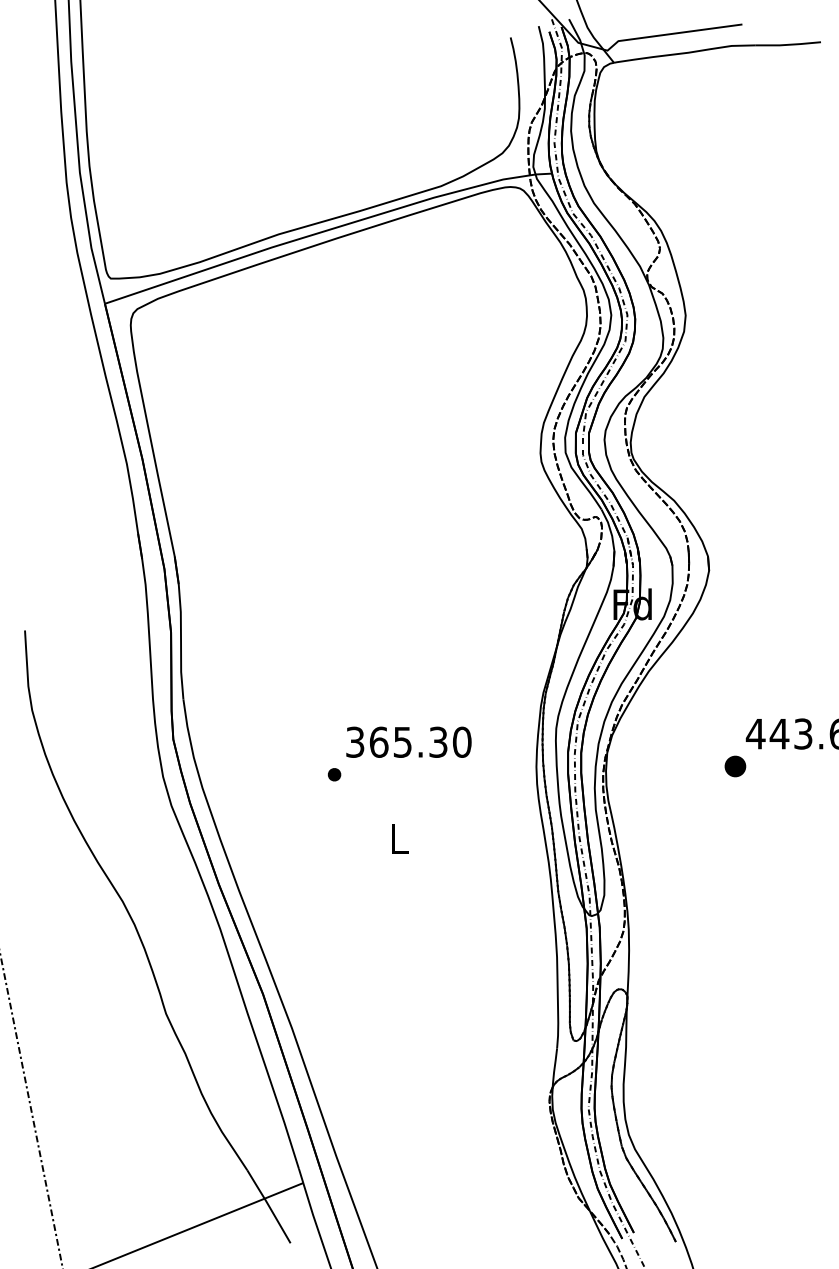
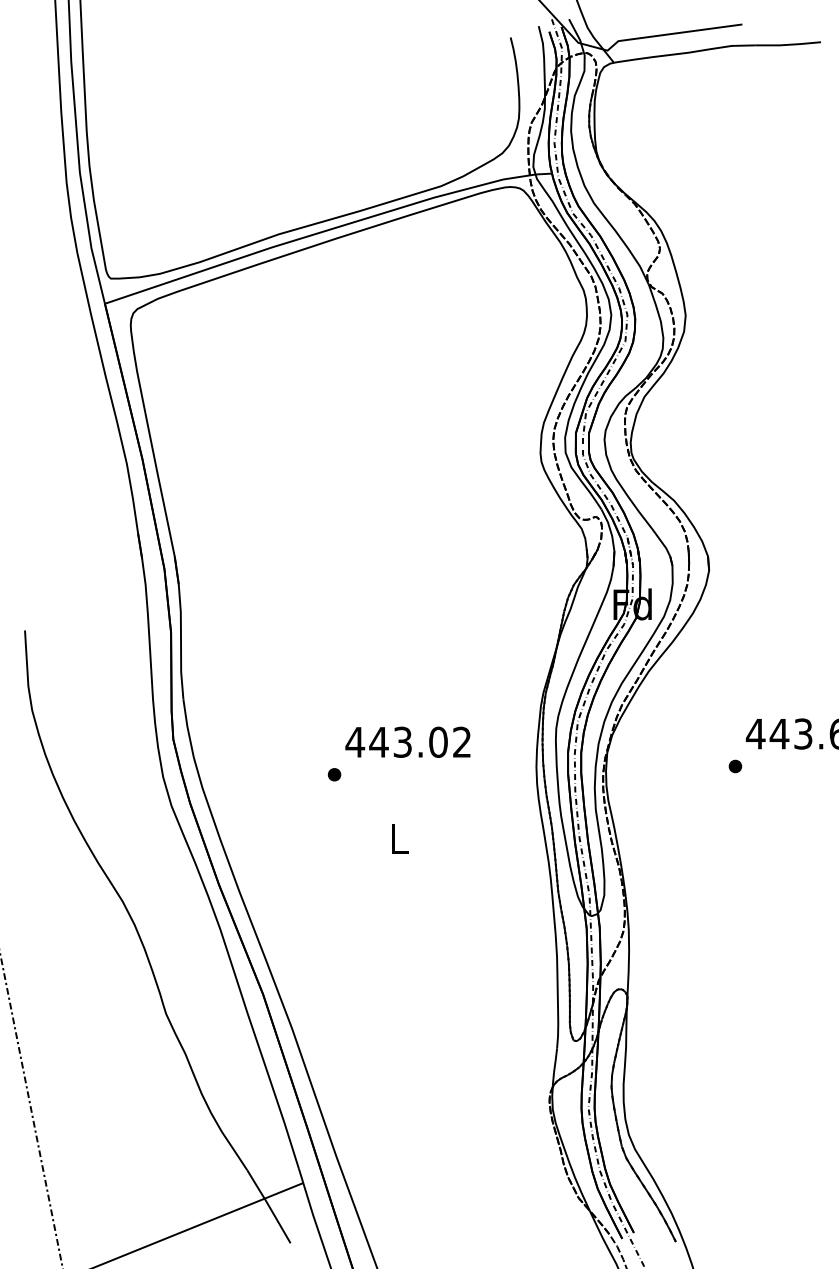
text: 365.30 -> 443.02 (408, 741)
part size: 23x23 px -> 15x15 px (735, 766)
